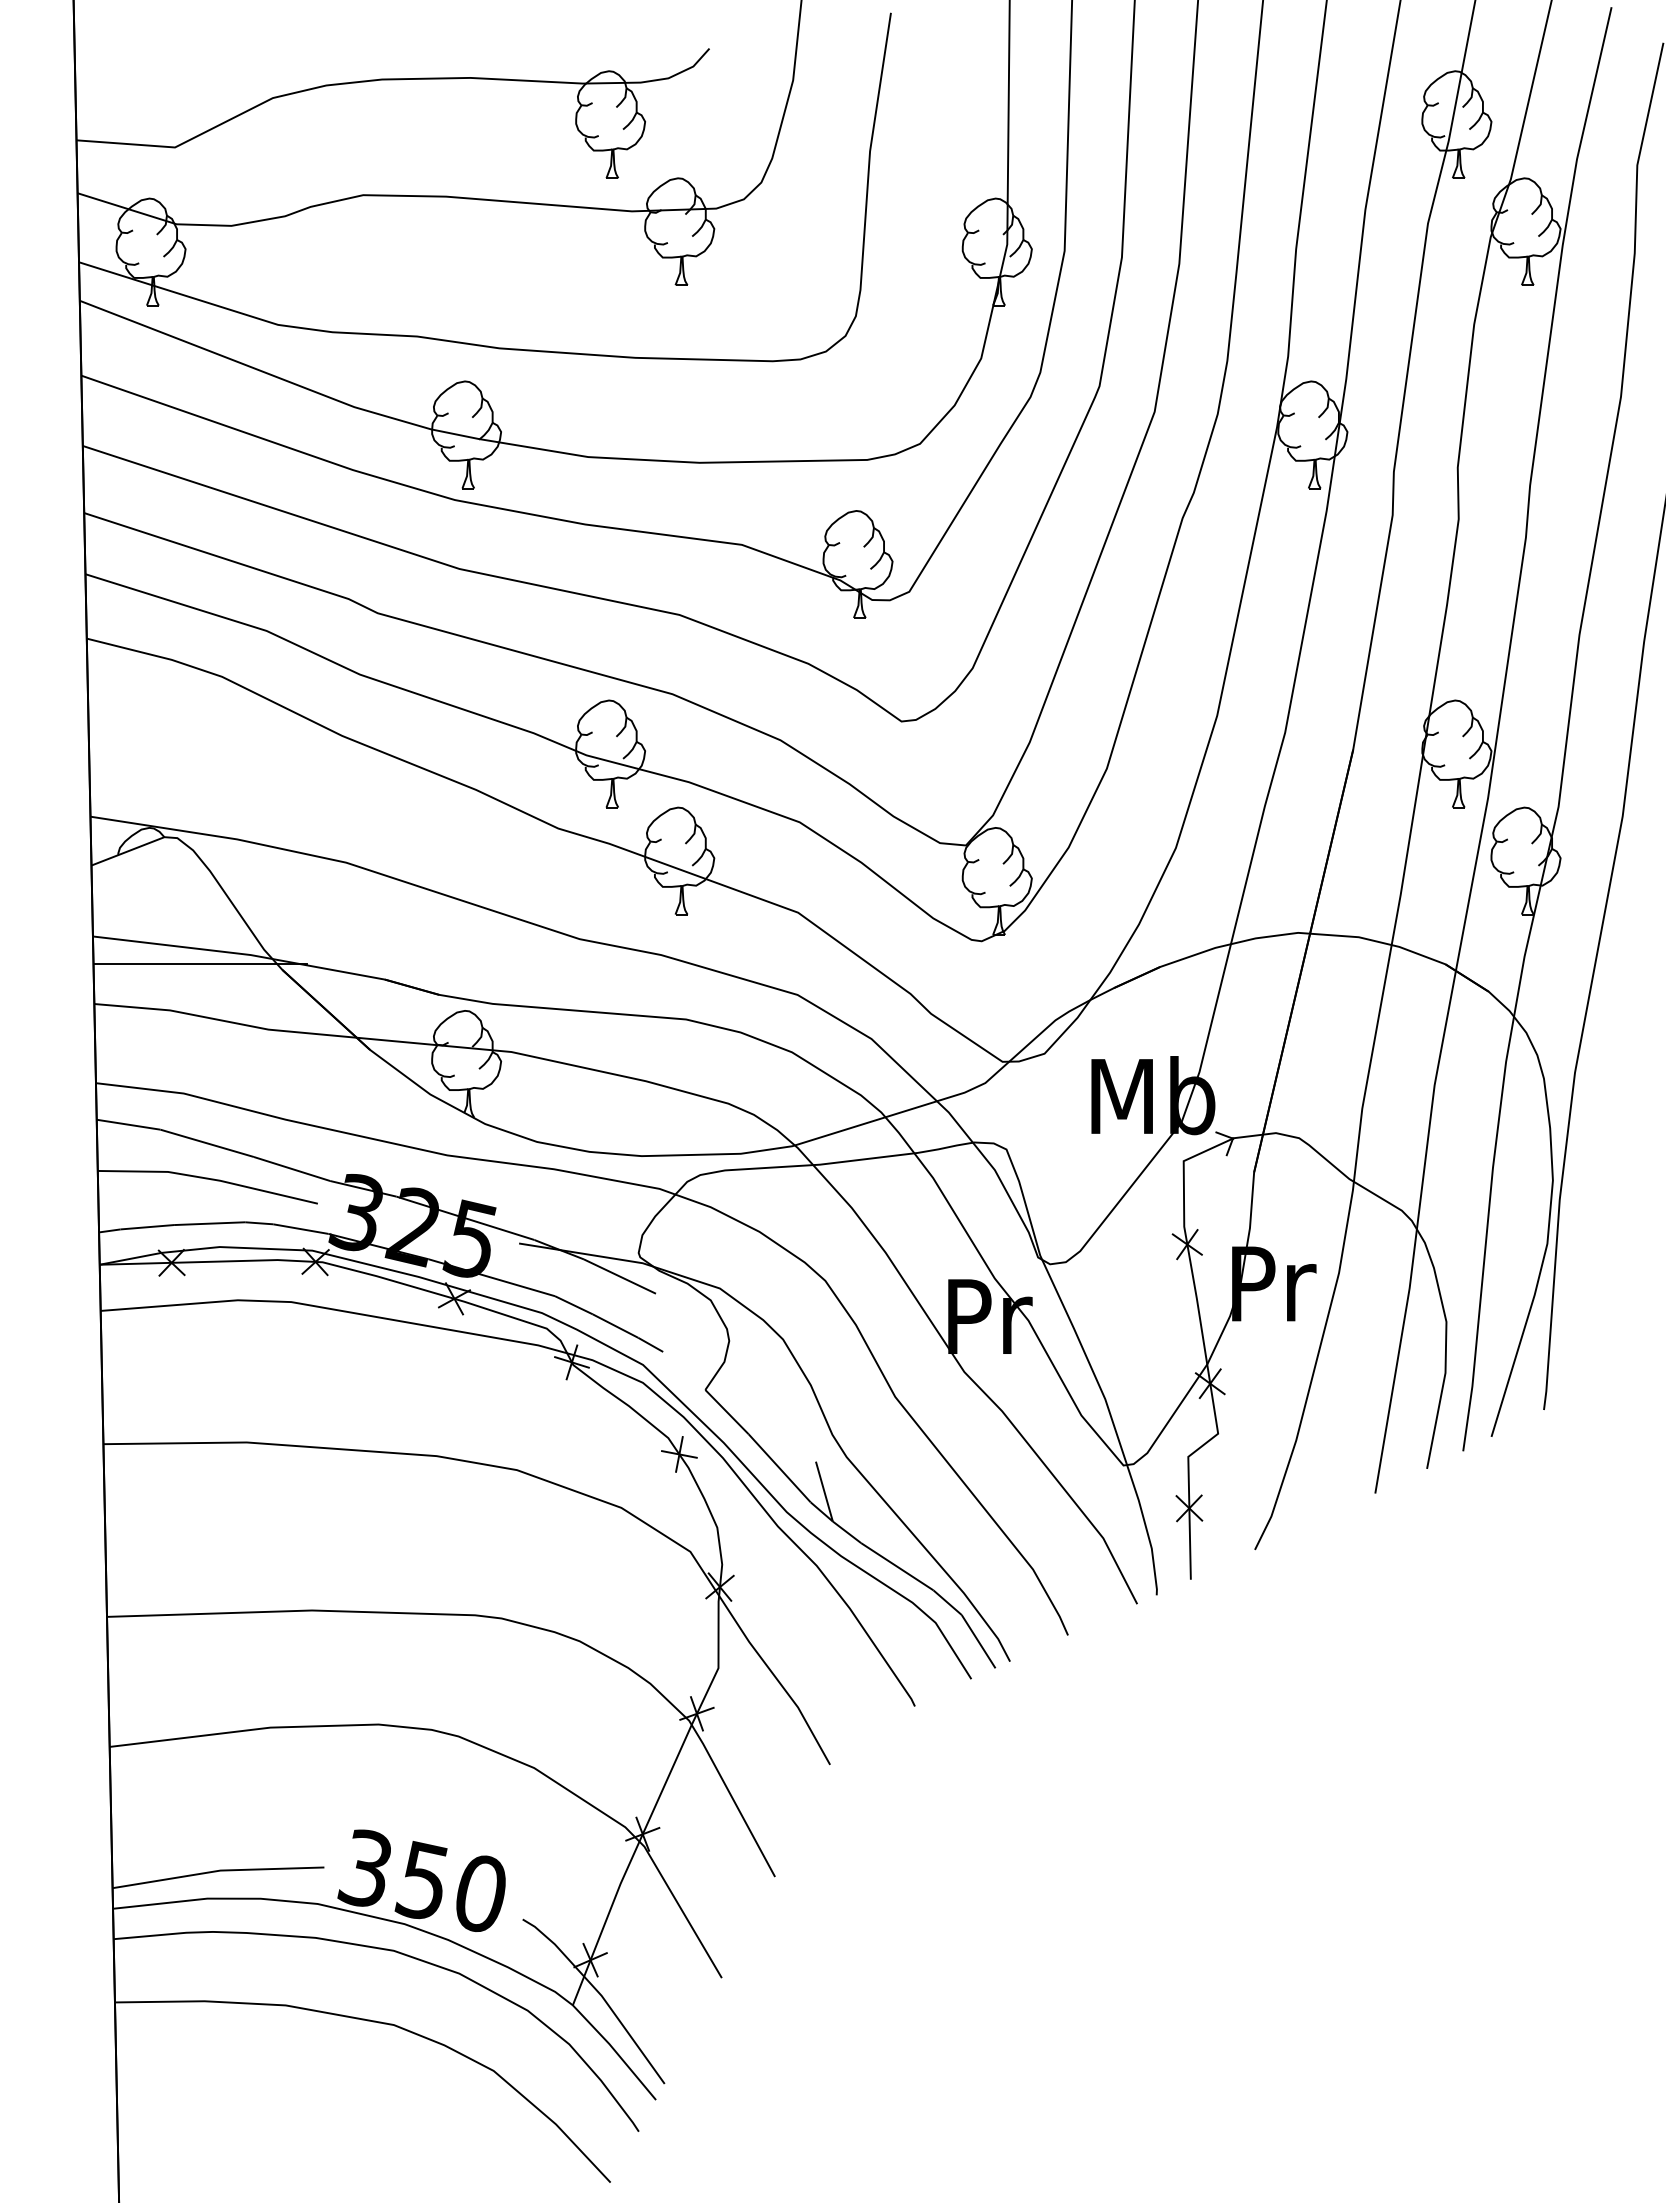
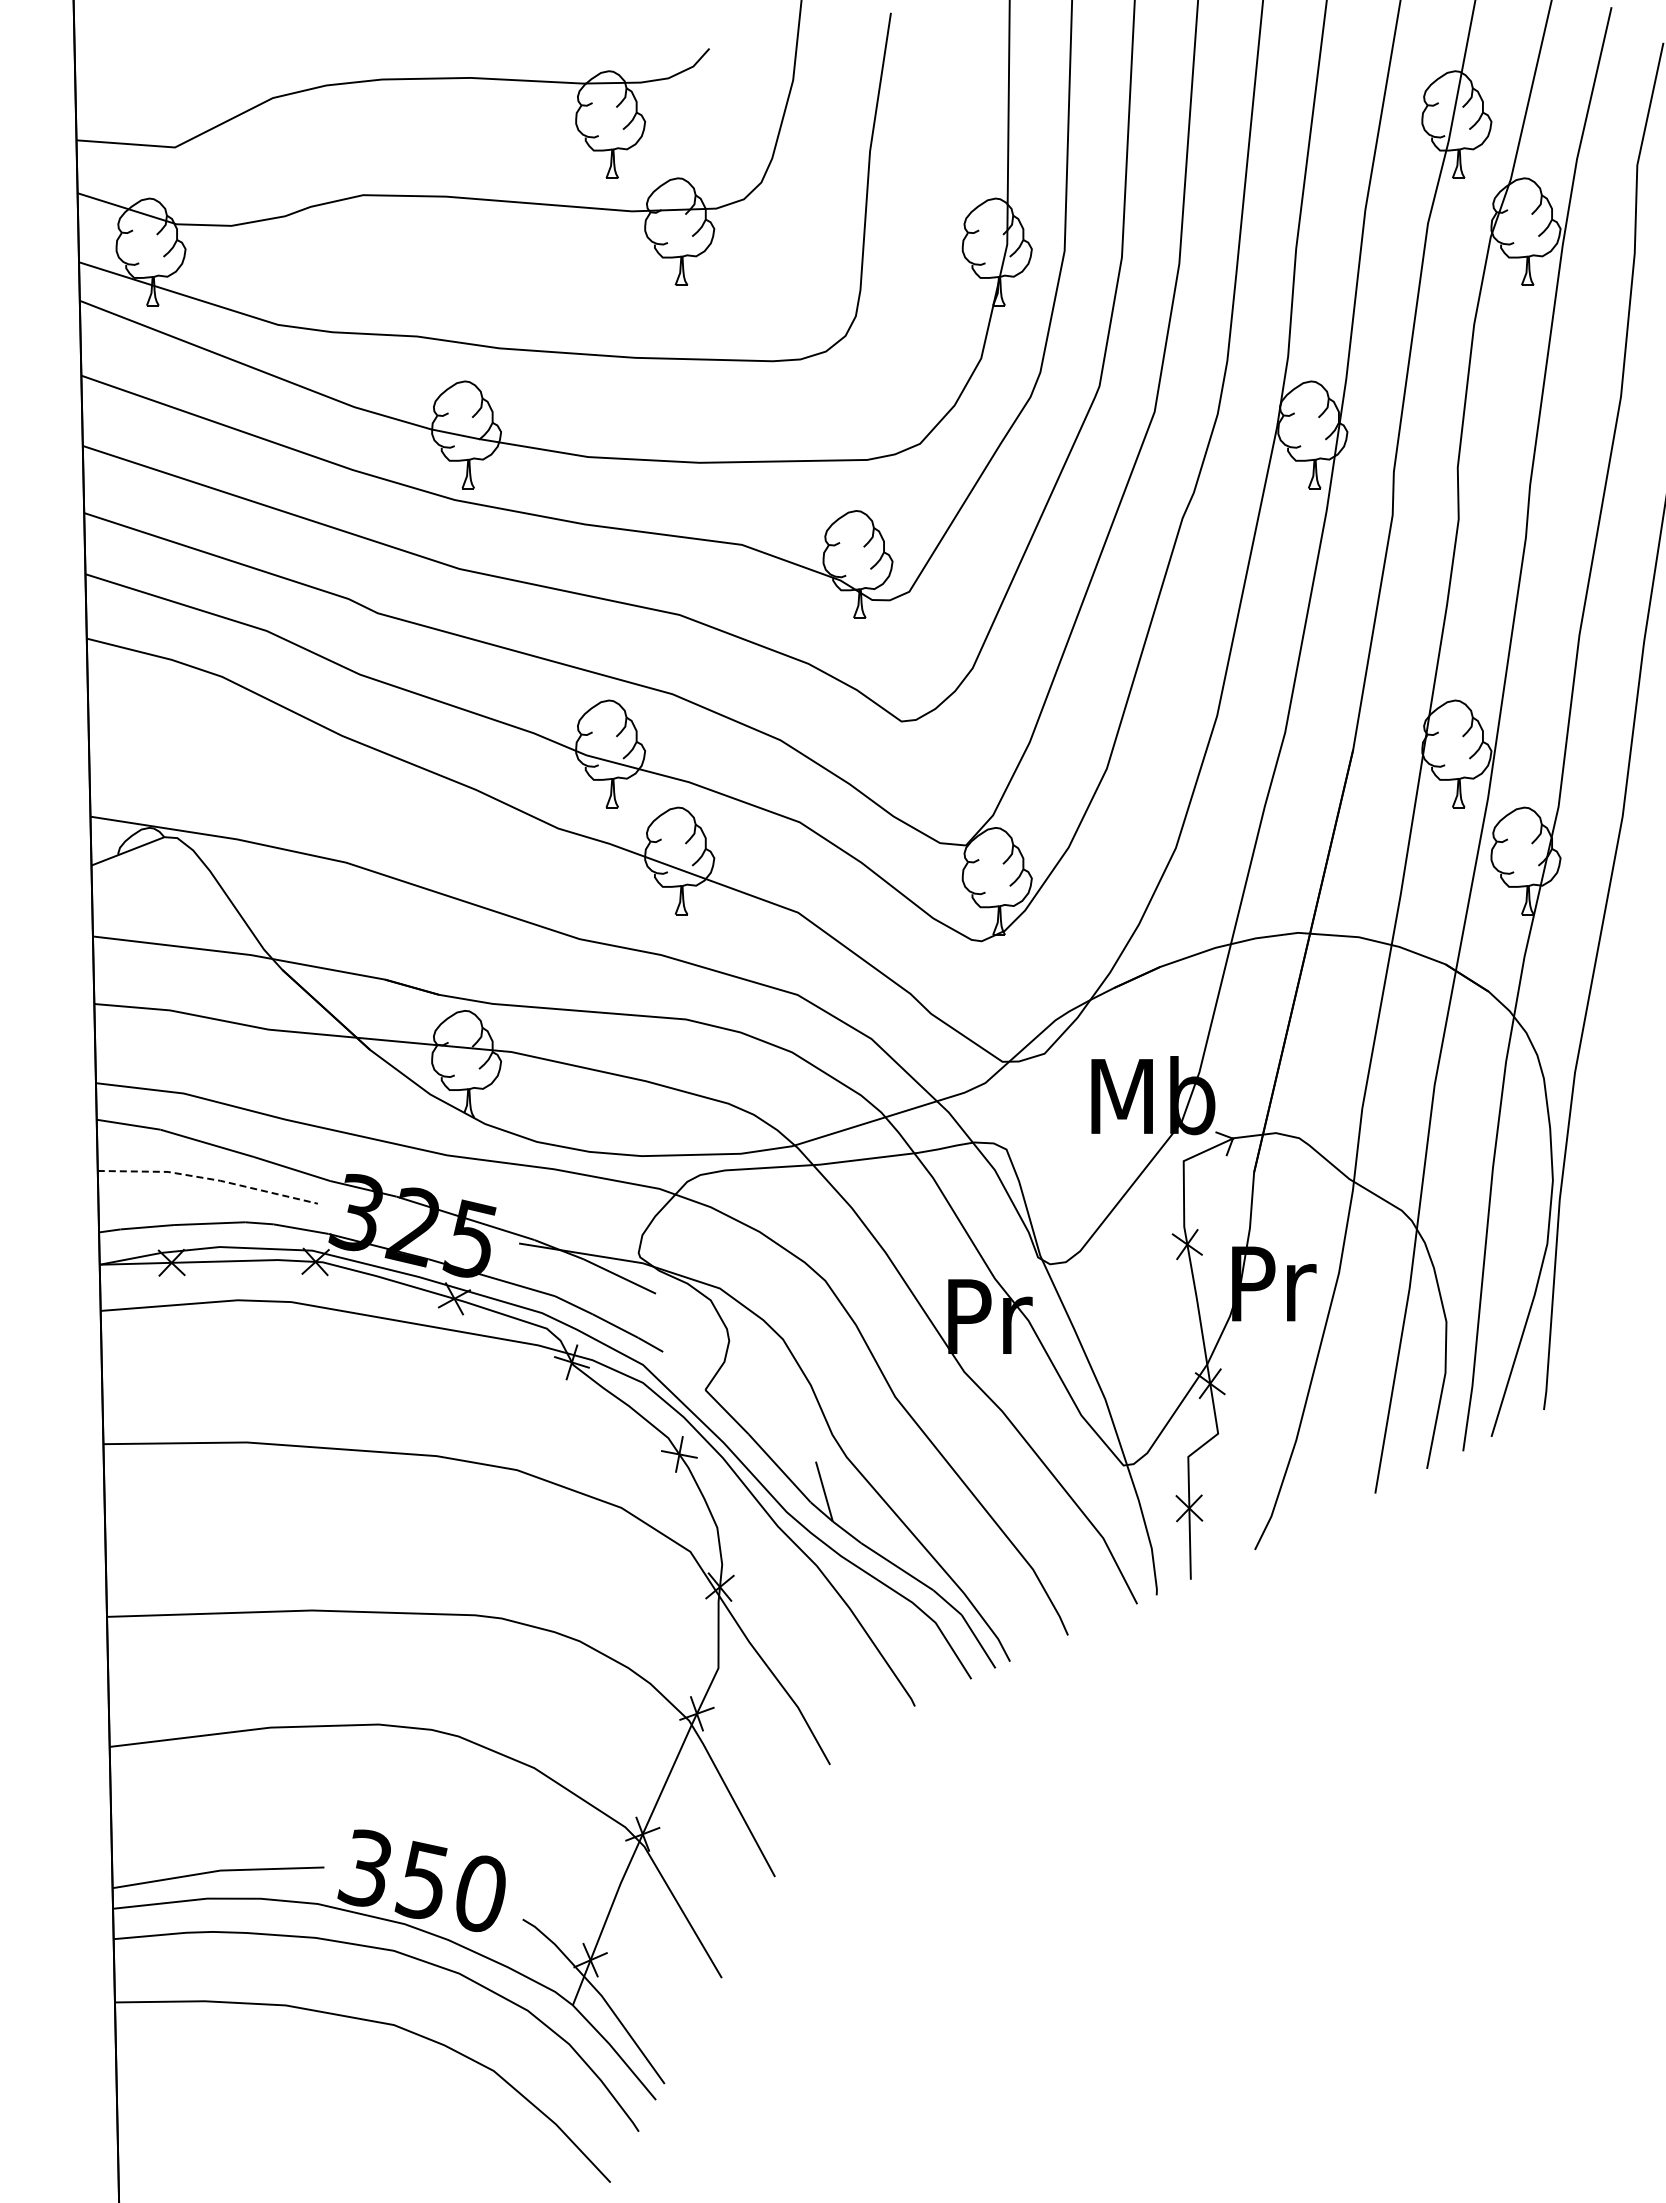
line: present -> none (199, 963)
line: solid -> dashed (208, 1178)
